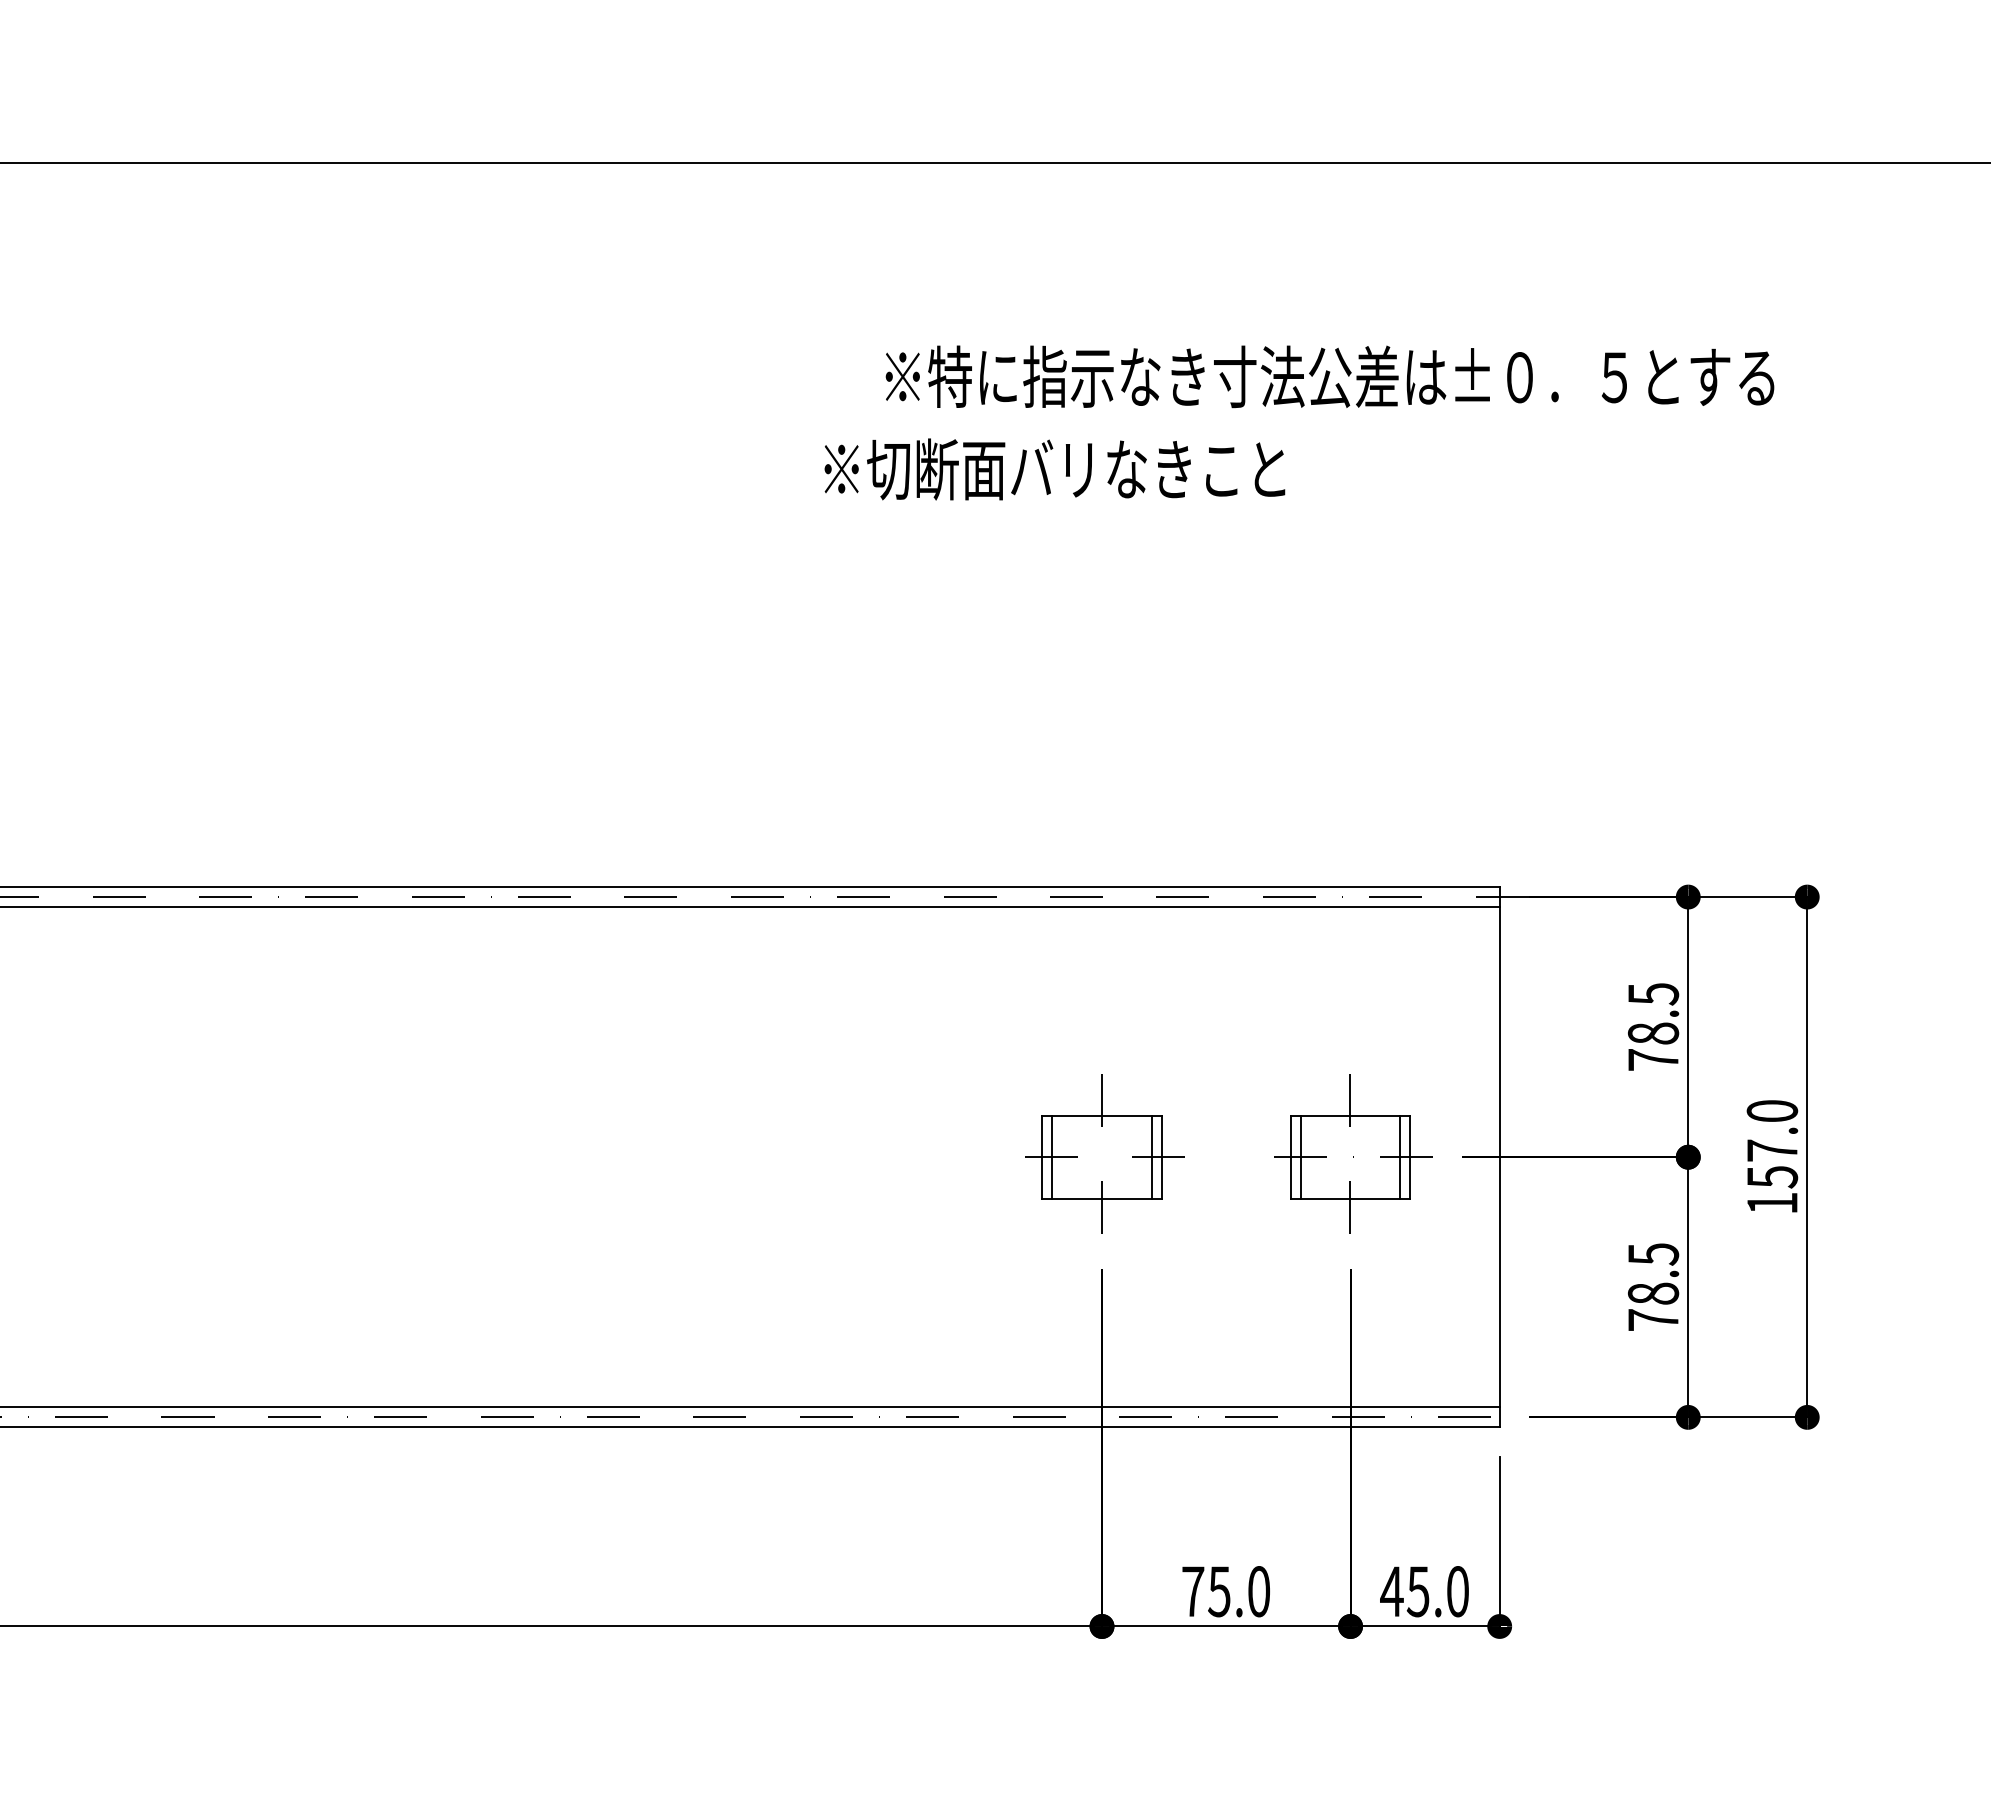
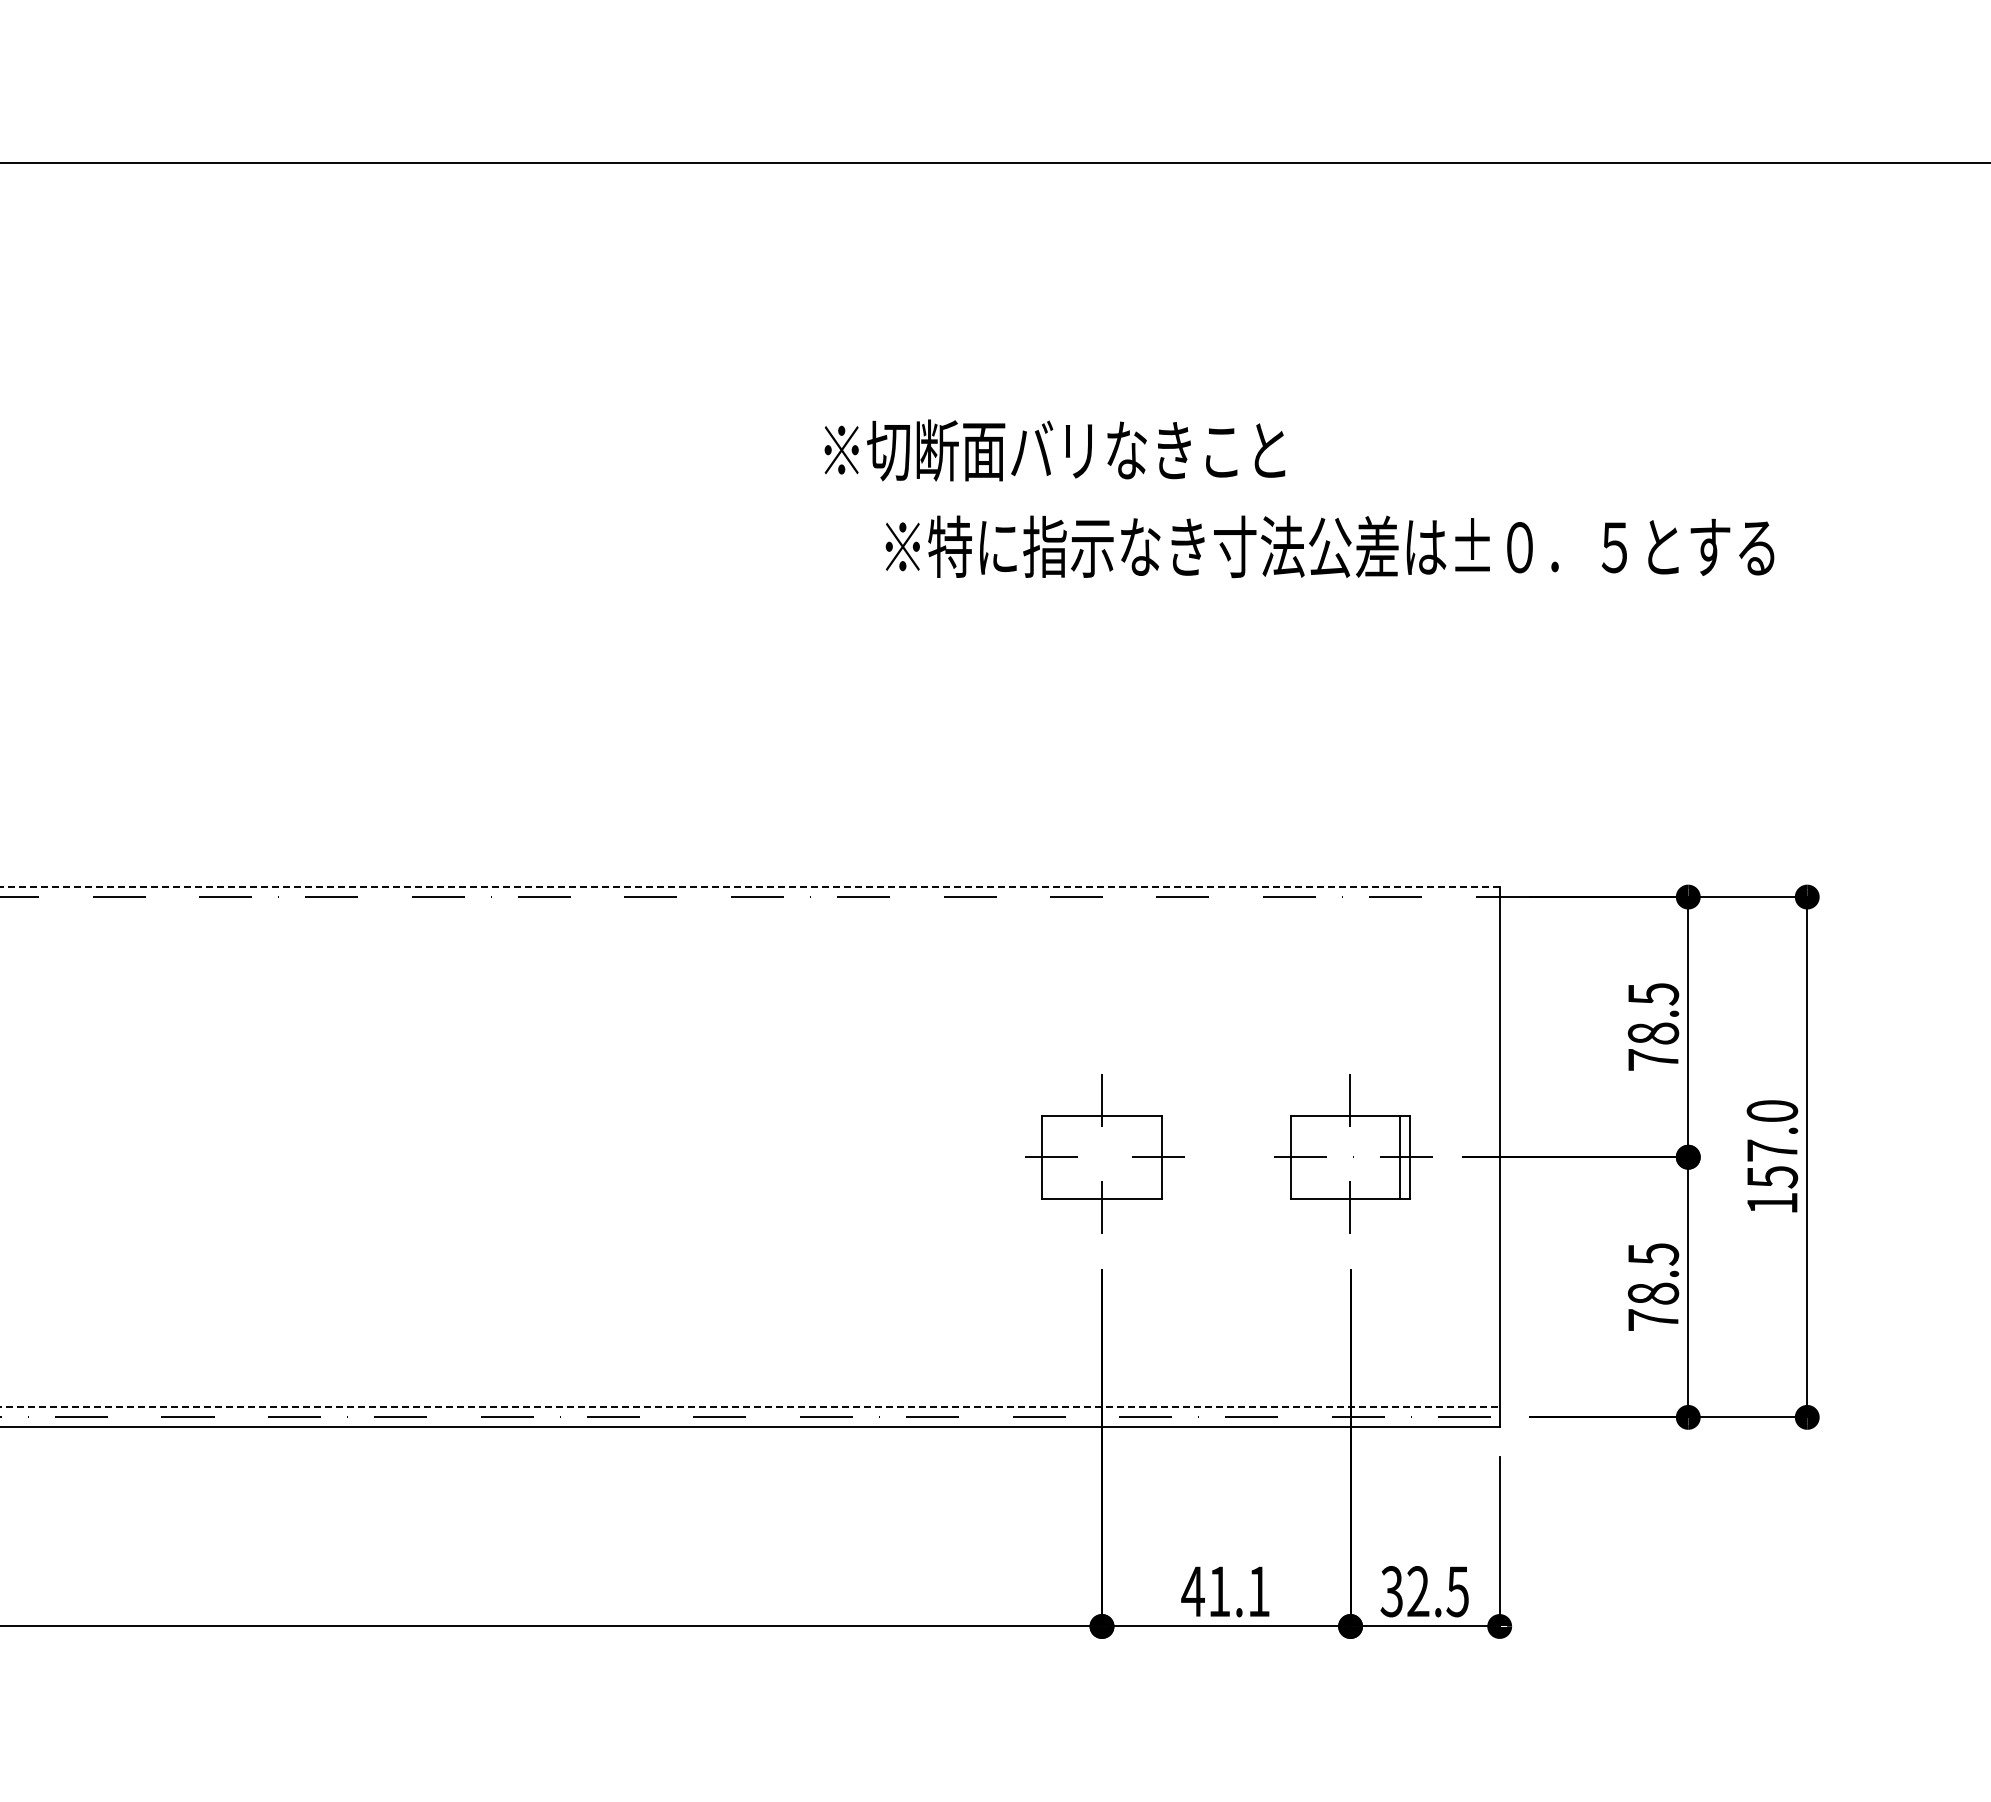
text position: (1329, 376) -> (1329, 546) (1329, 546)
text position: (1054, 469) -> (1054, 450) (1054, 450)
line: solid -> dashed (750, 887)
line: present -> none (750, 906)
line: present -> none (1052, 1156)
line: present -> none (1151, 1156)
line: present -> none (1300, 1156)
line: solid -> dashed (750, 1407)
text: 75.0 -> 41.1 (1225, 1591)
text: 45.0 -> 32.5 (1424, 1591)
